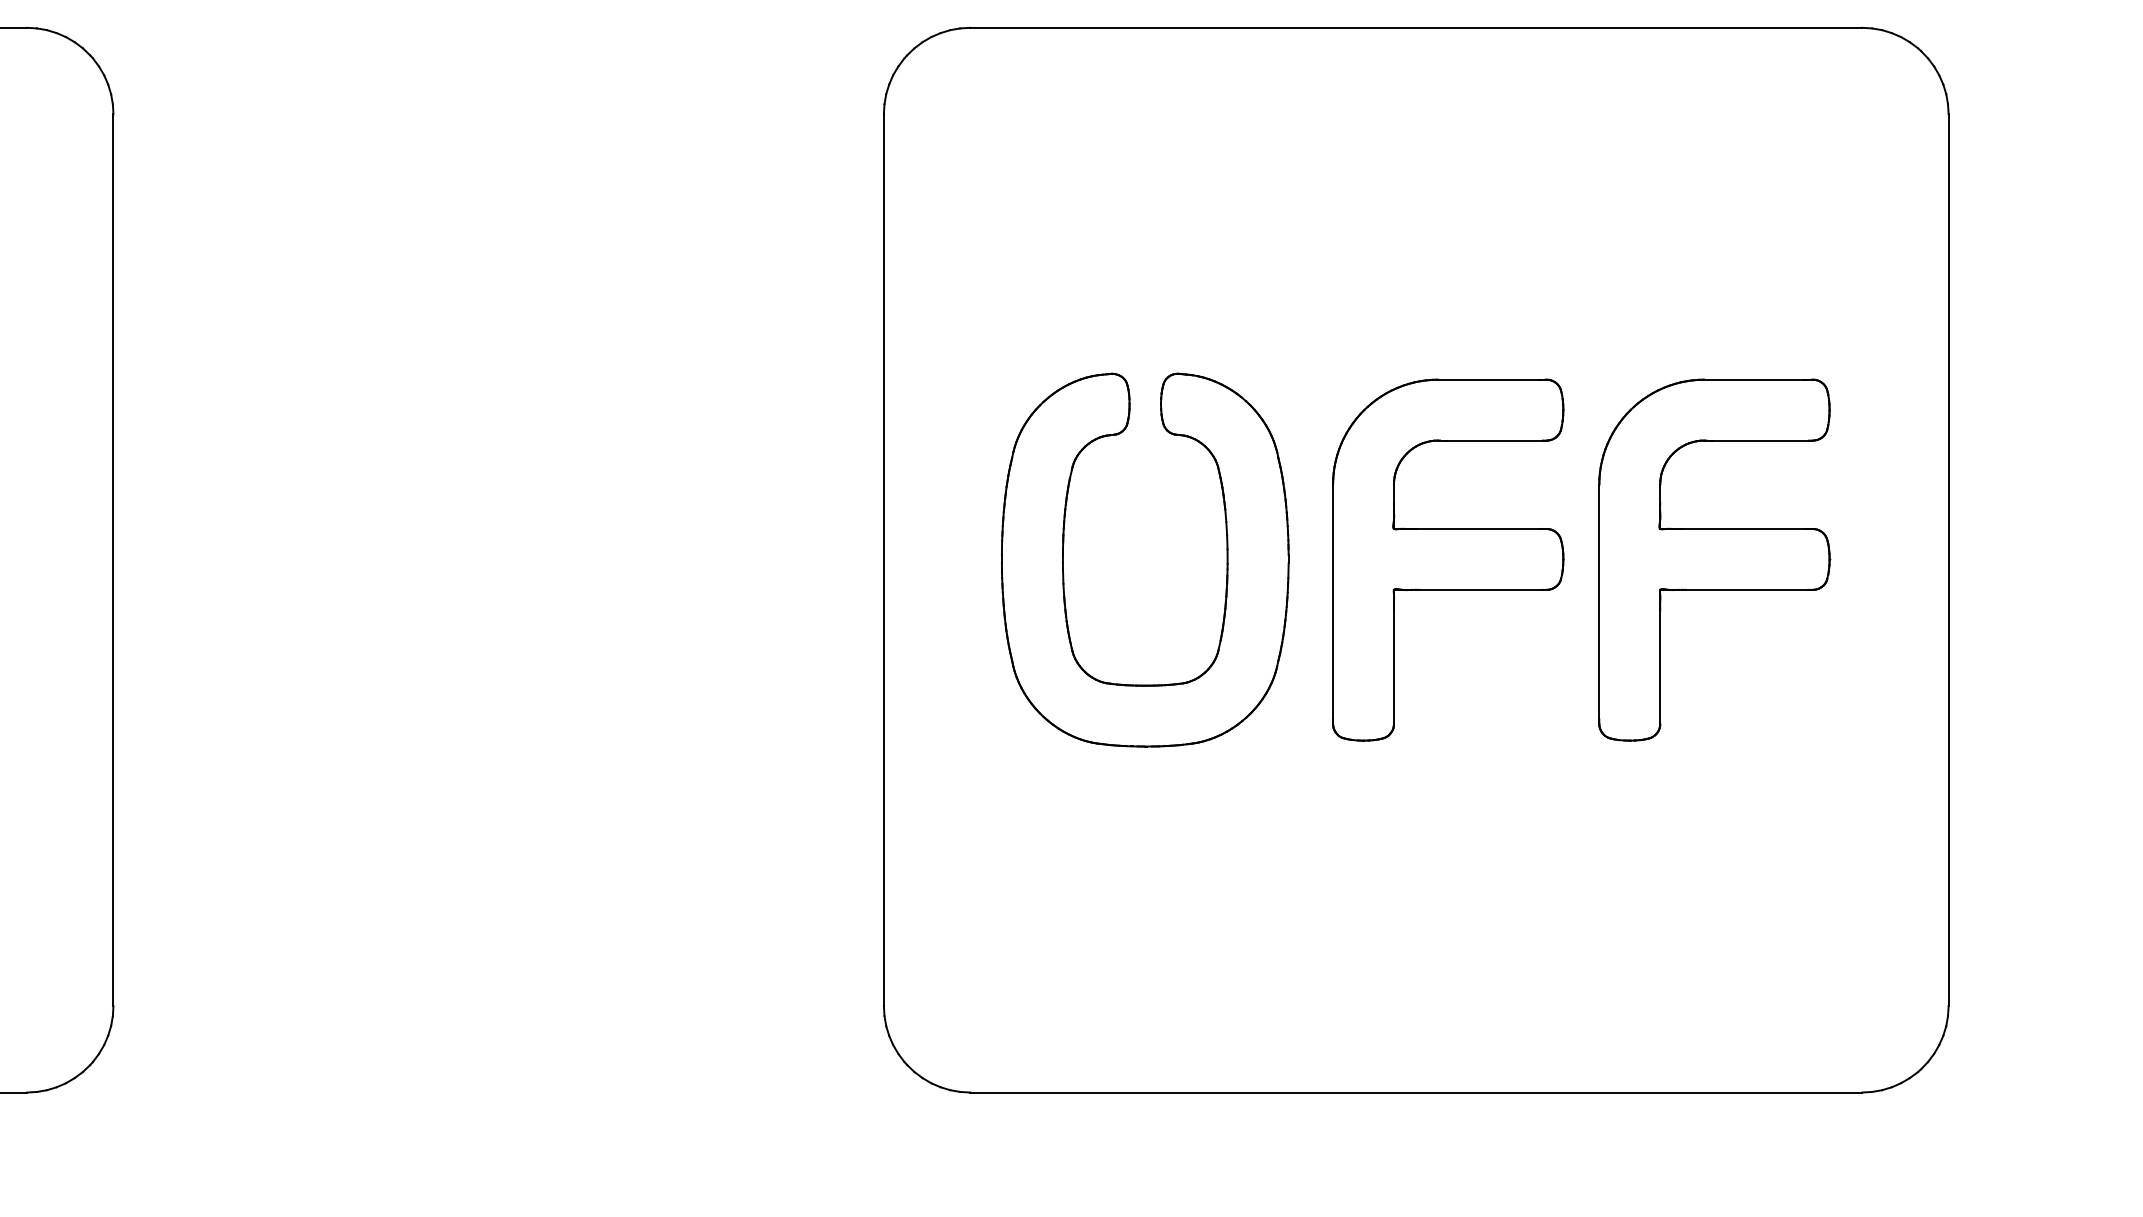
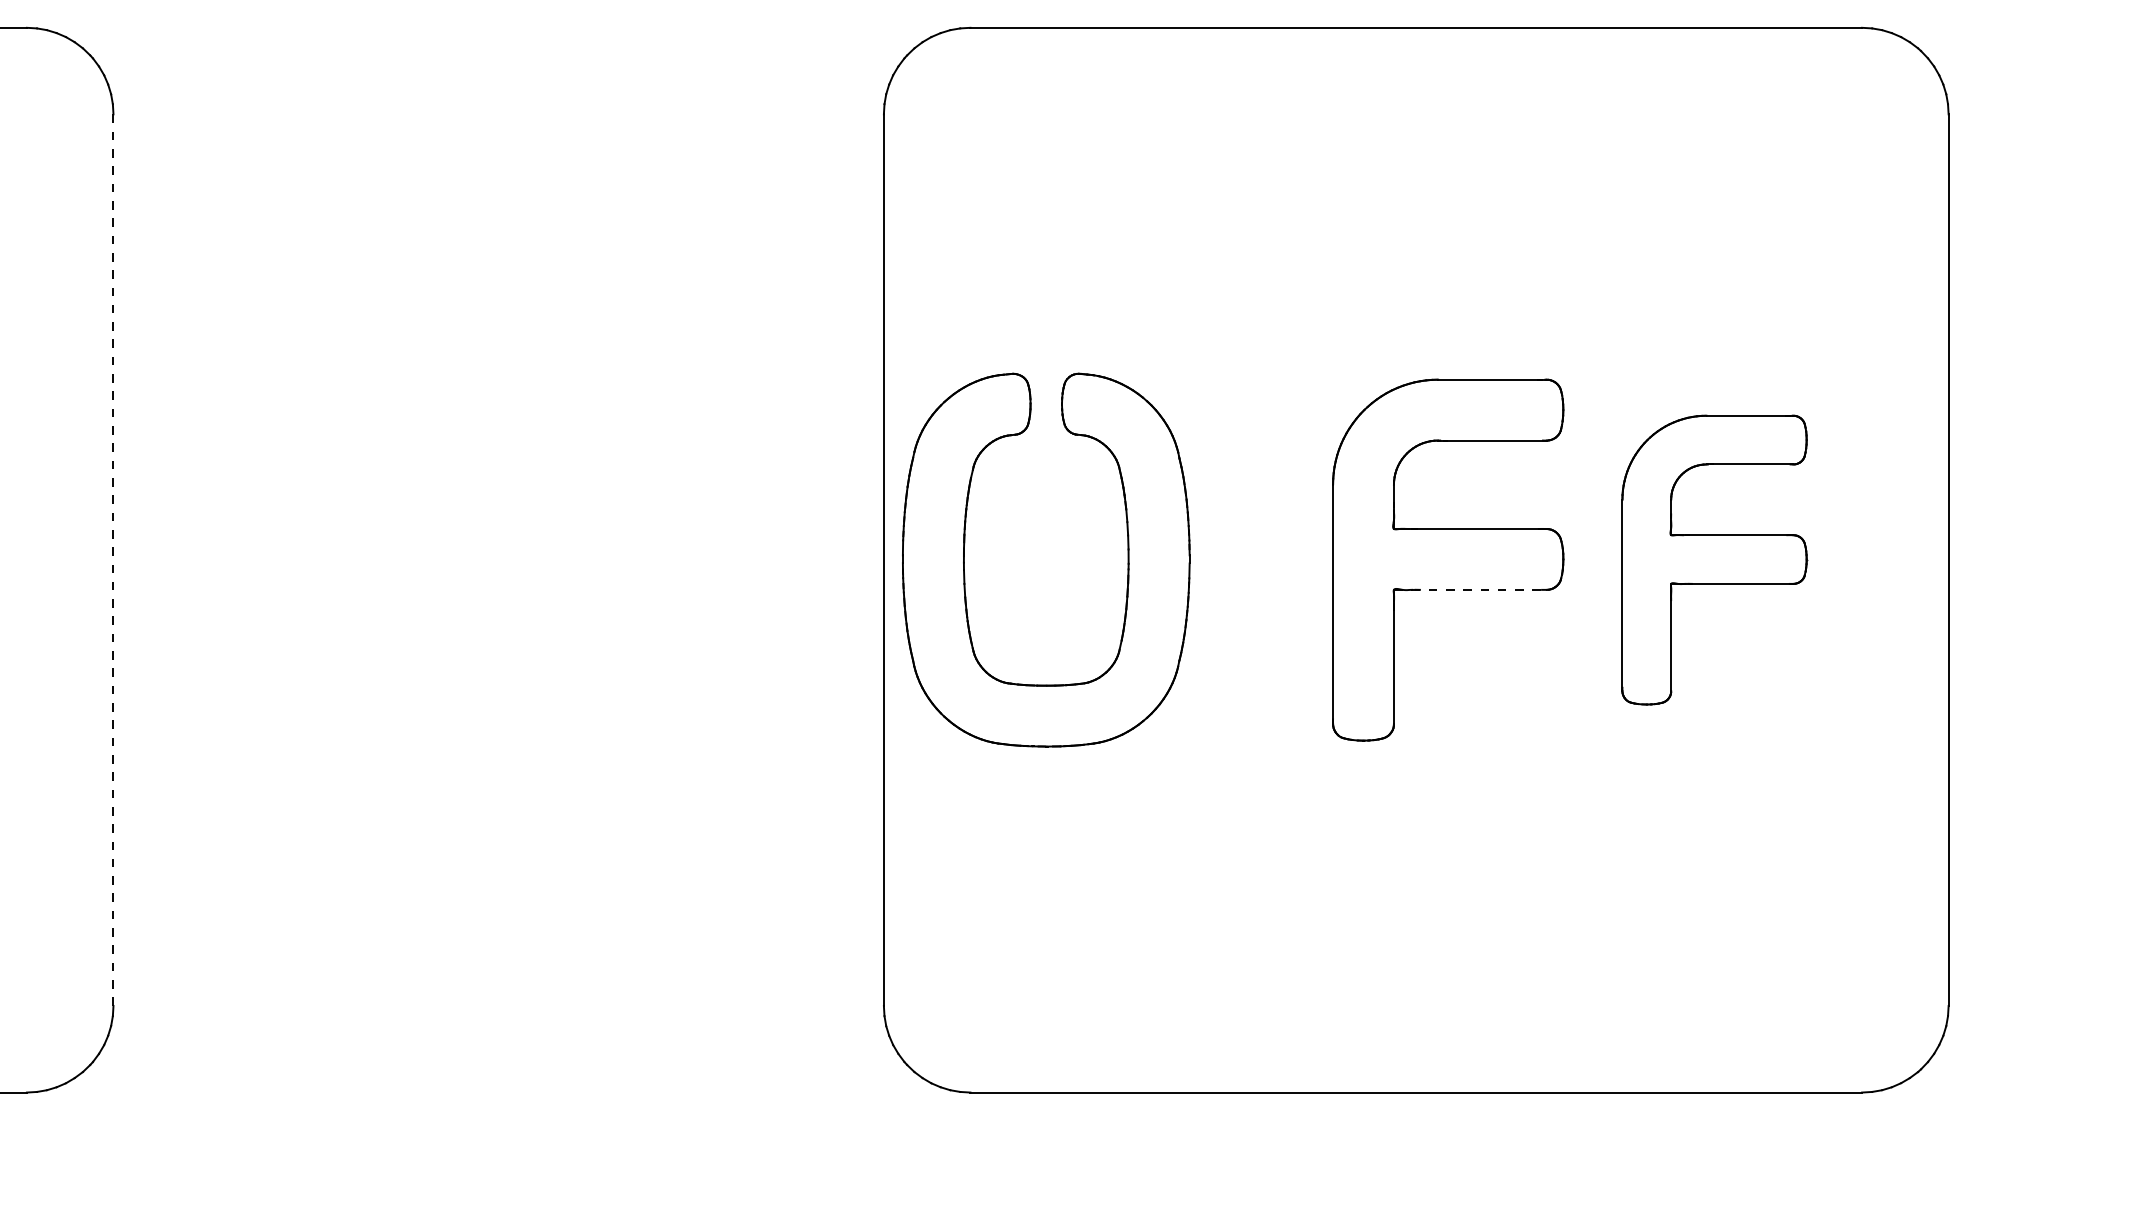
part position: (1226, 559) -> (1127, 559) (1127, 559)
part size: 234x364 px -> 188x292 px (1714, 559)
line: solid -> dashed (113, 560)
line: solid -> dashed (1470, 589)
